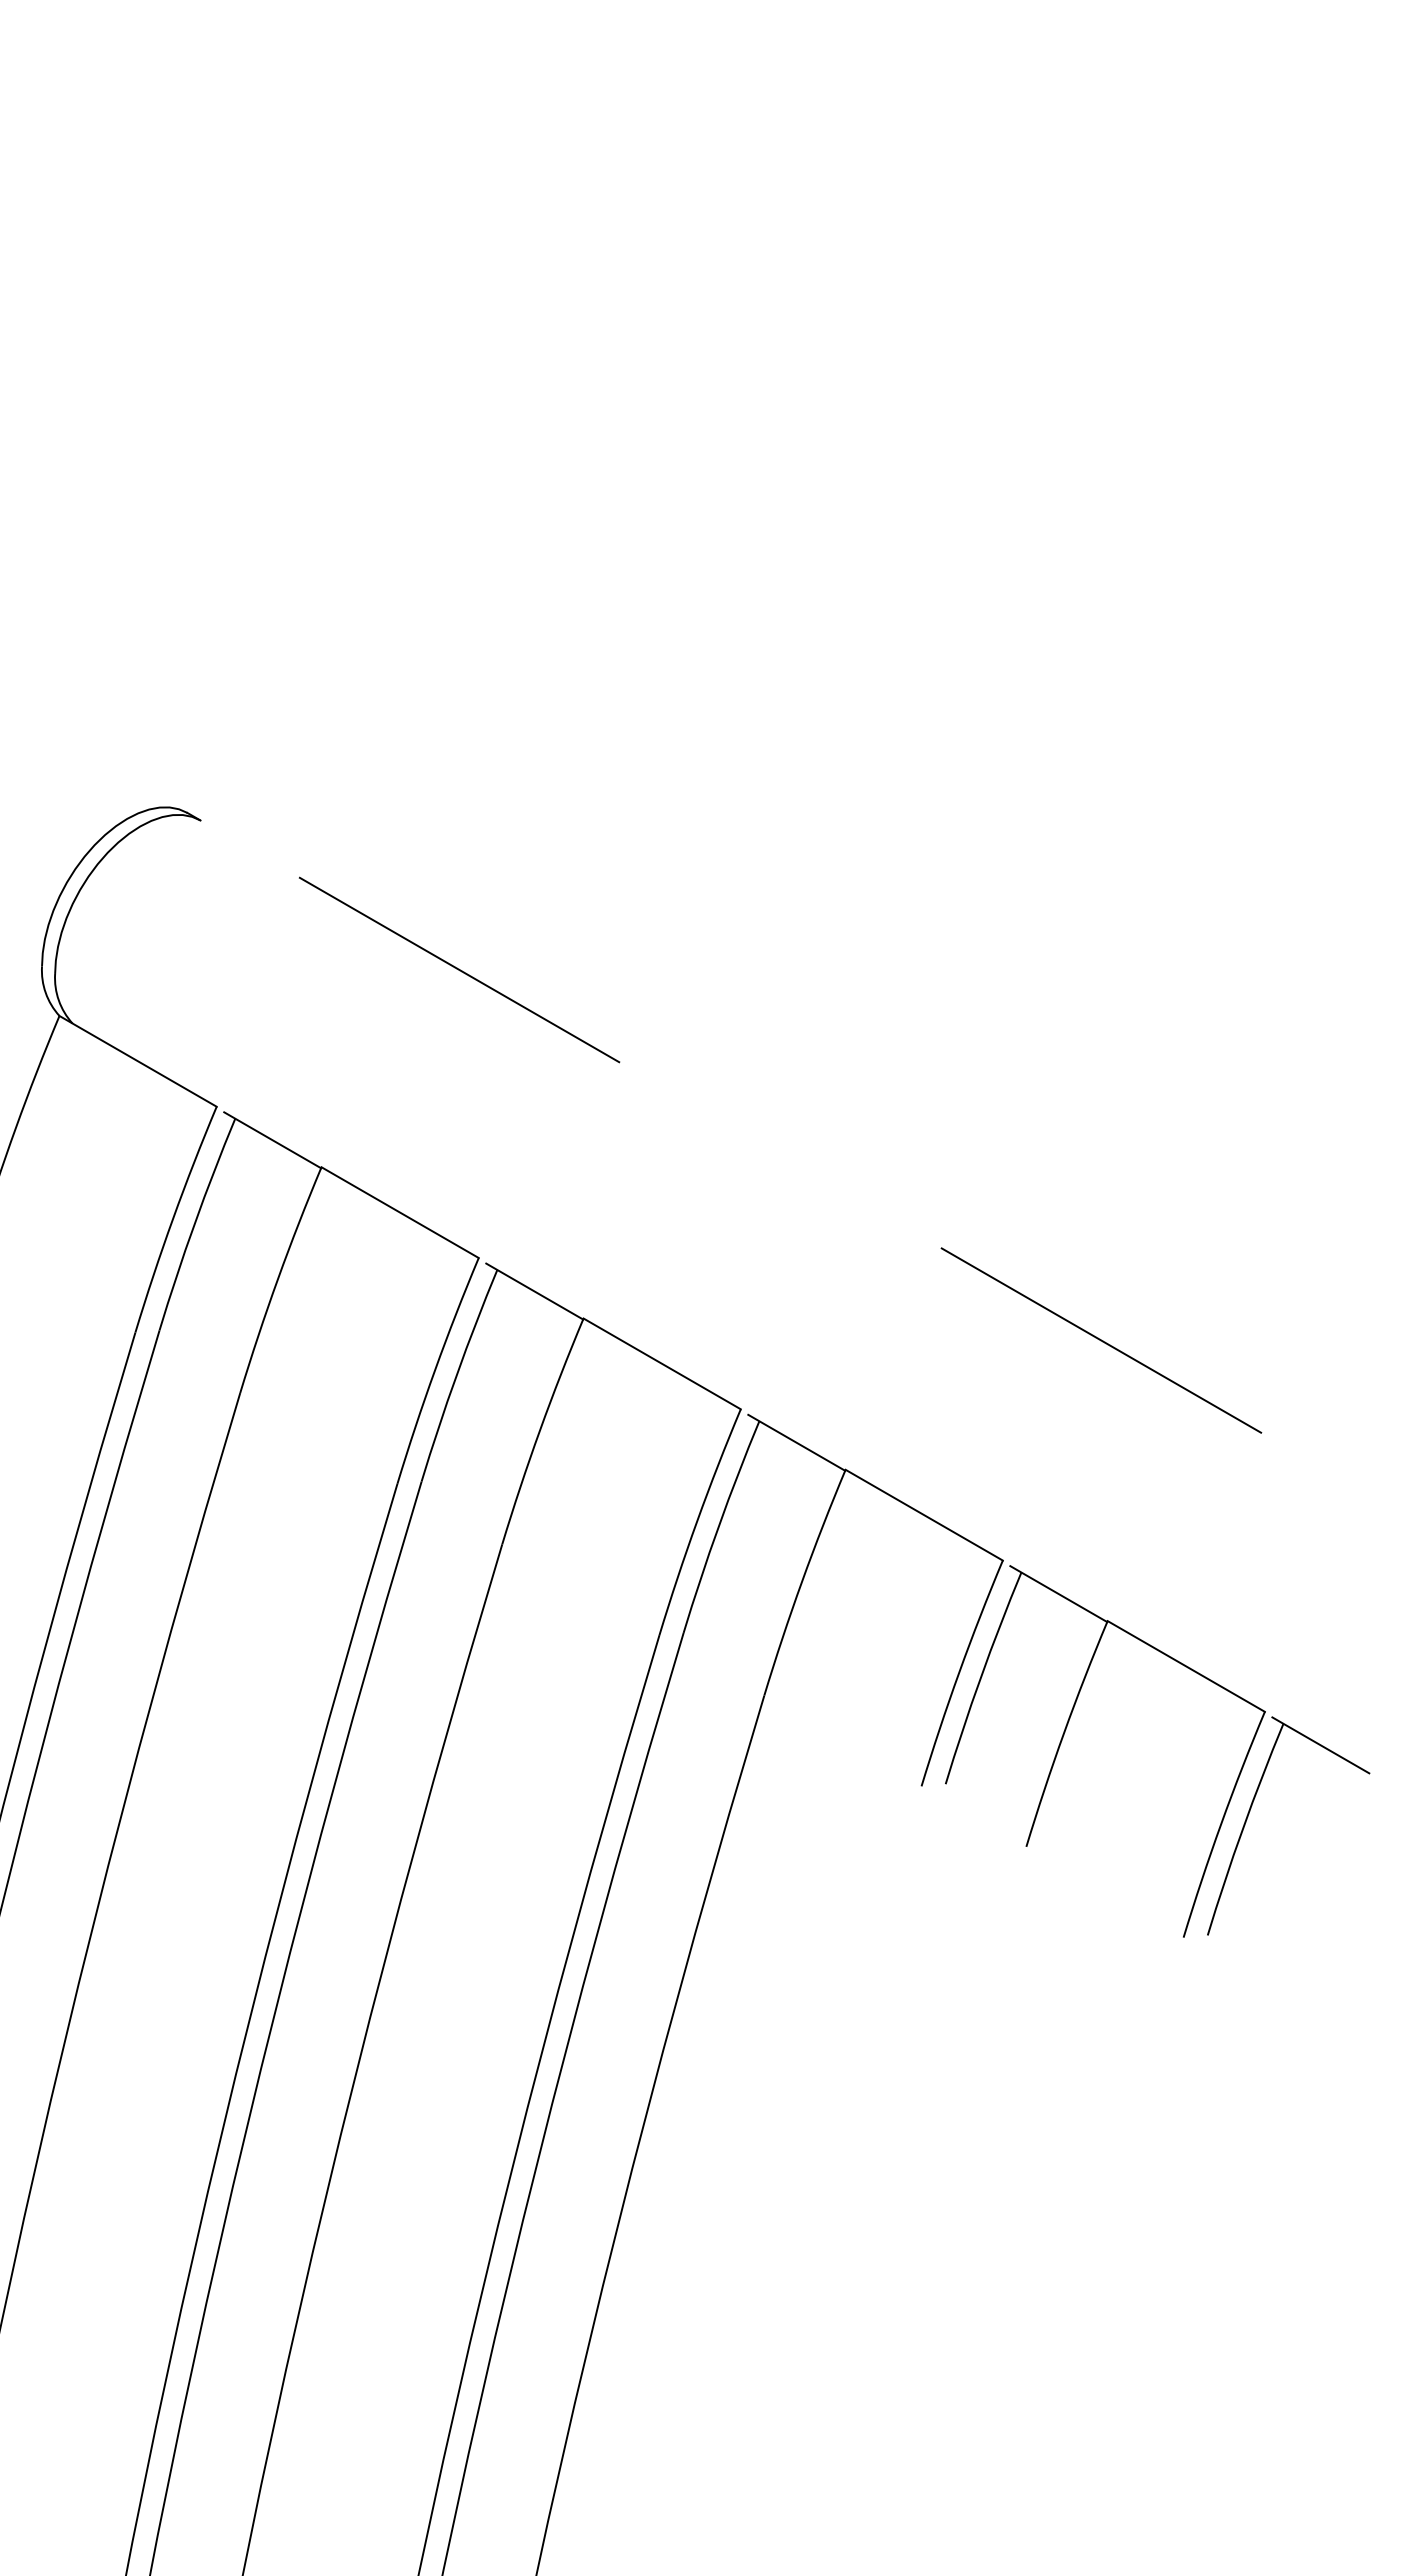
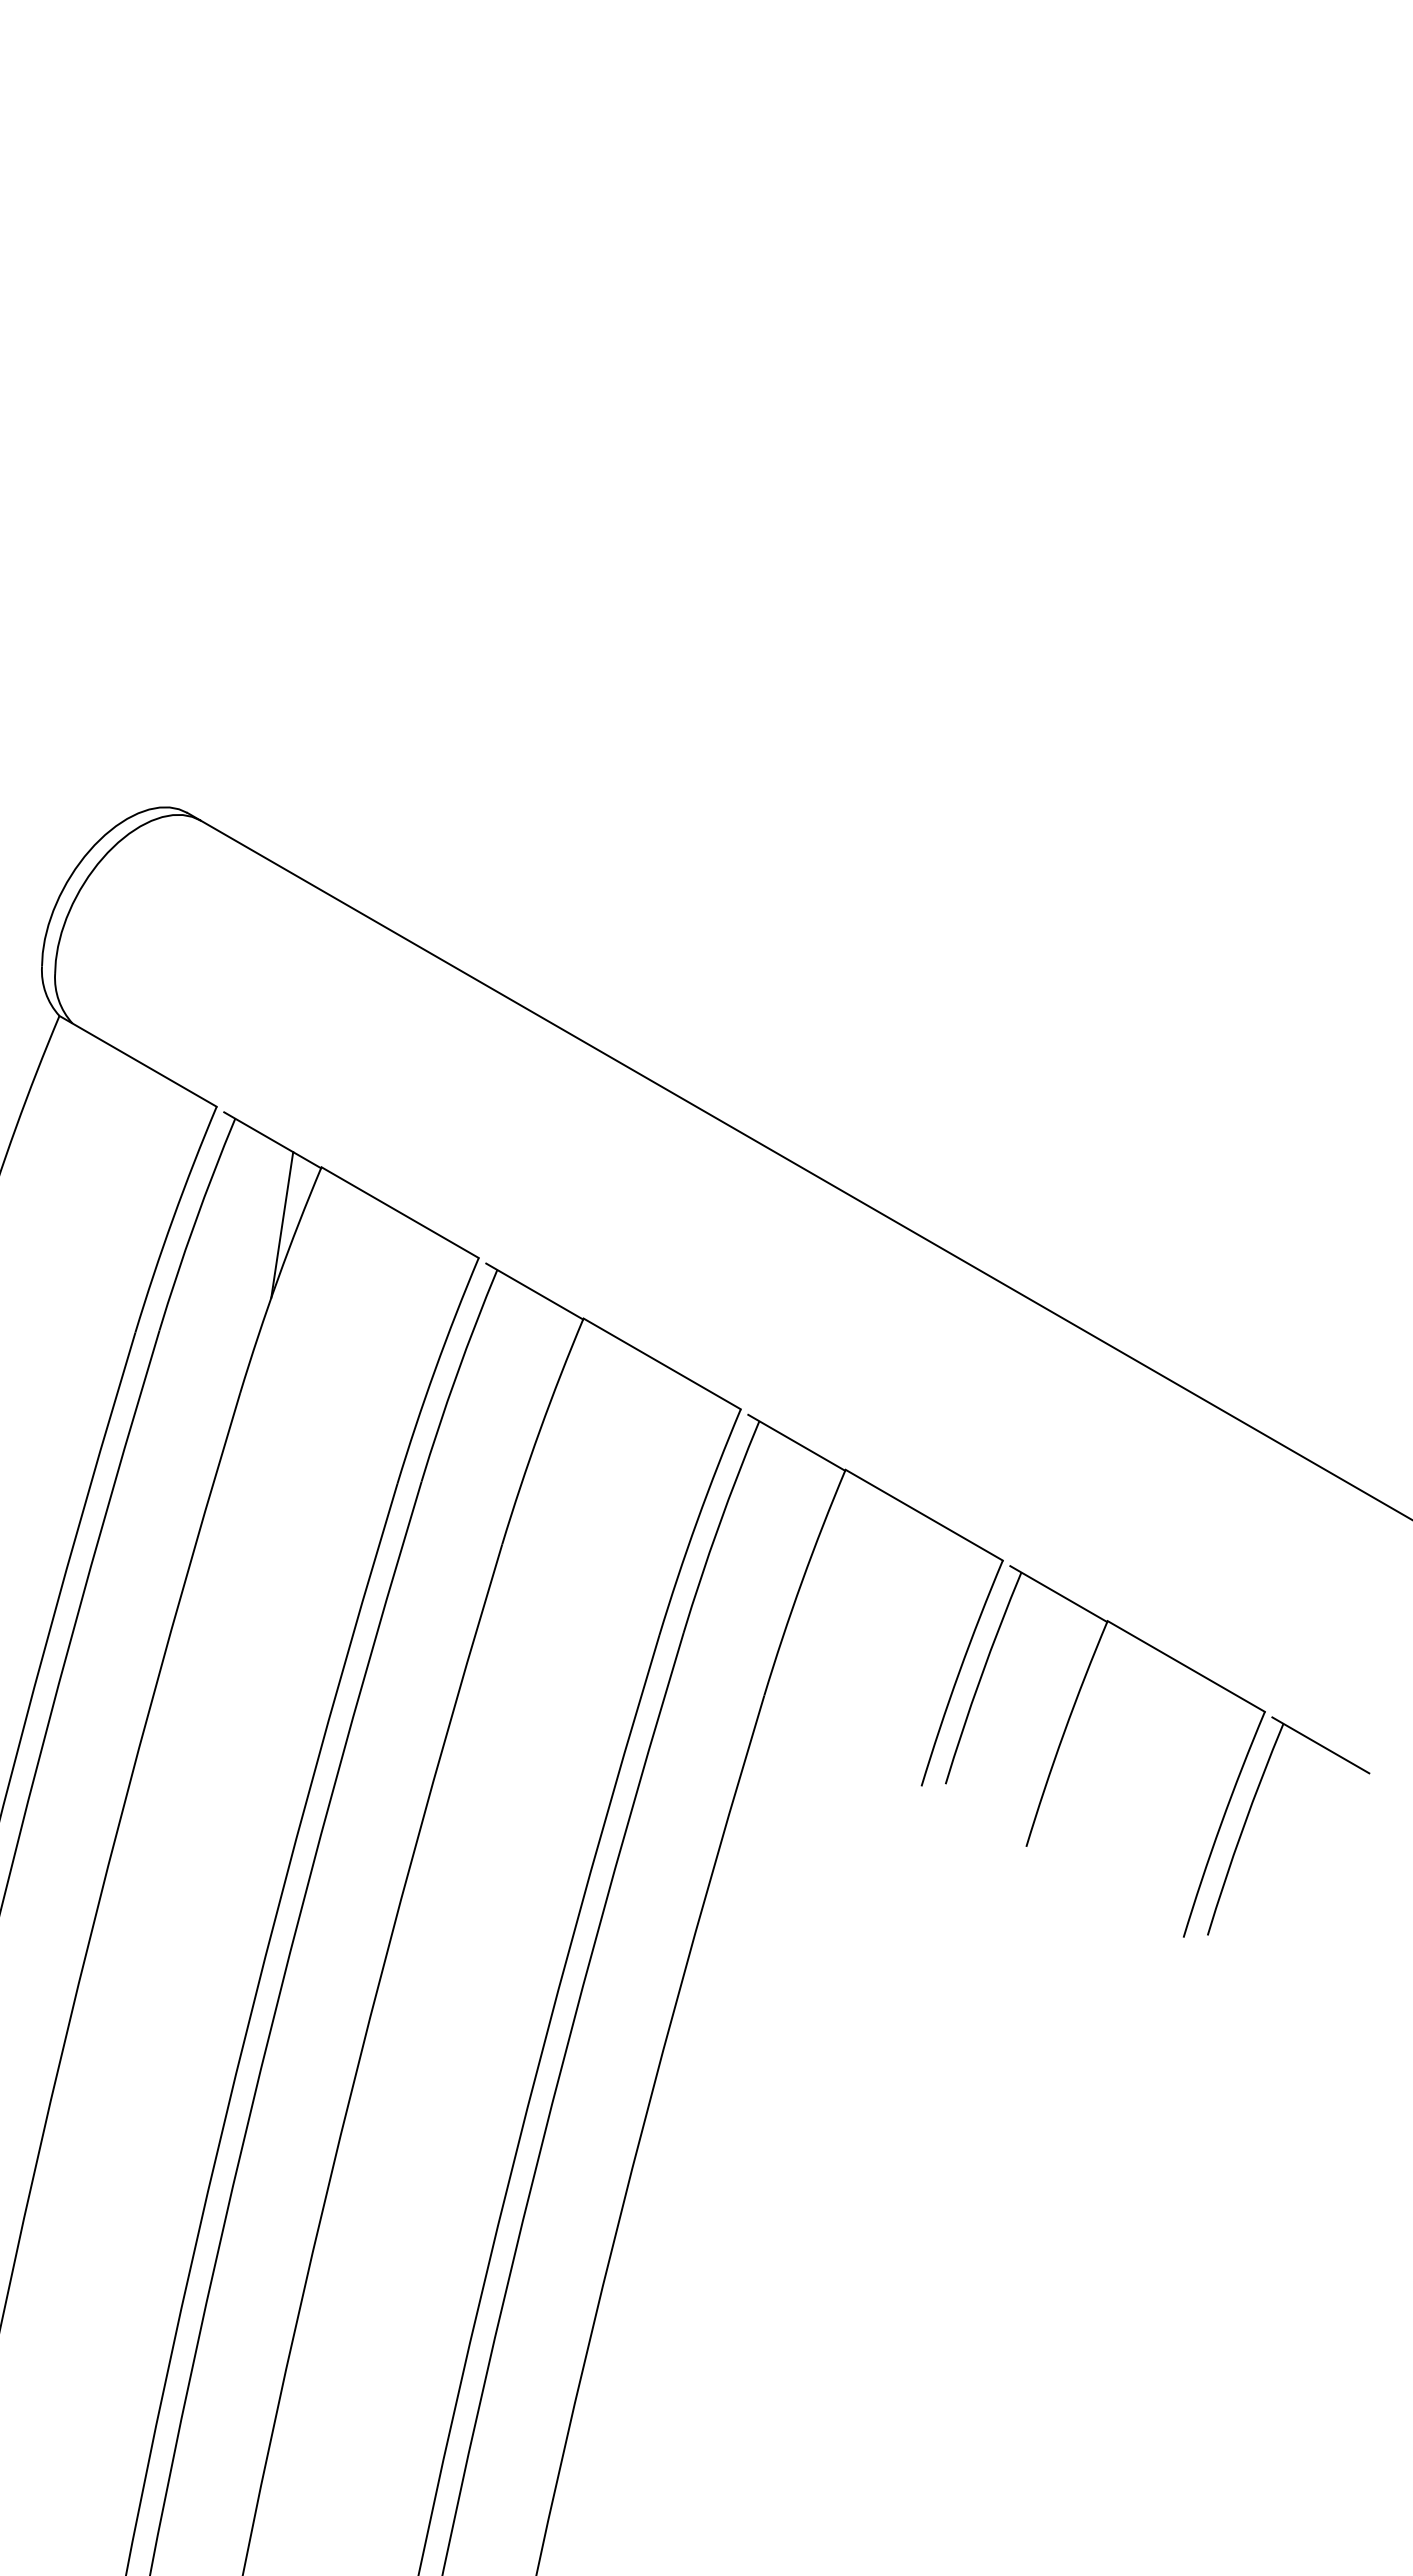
line: dashed -> solid (806, 1170)
line: none -> present (282, 1224)
